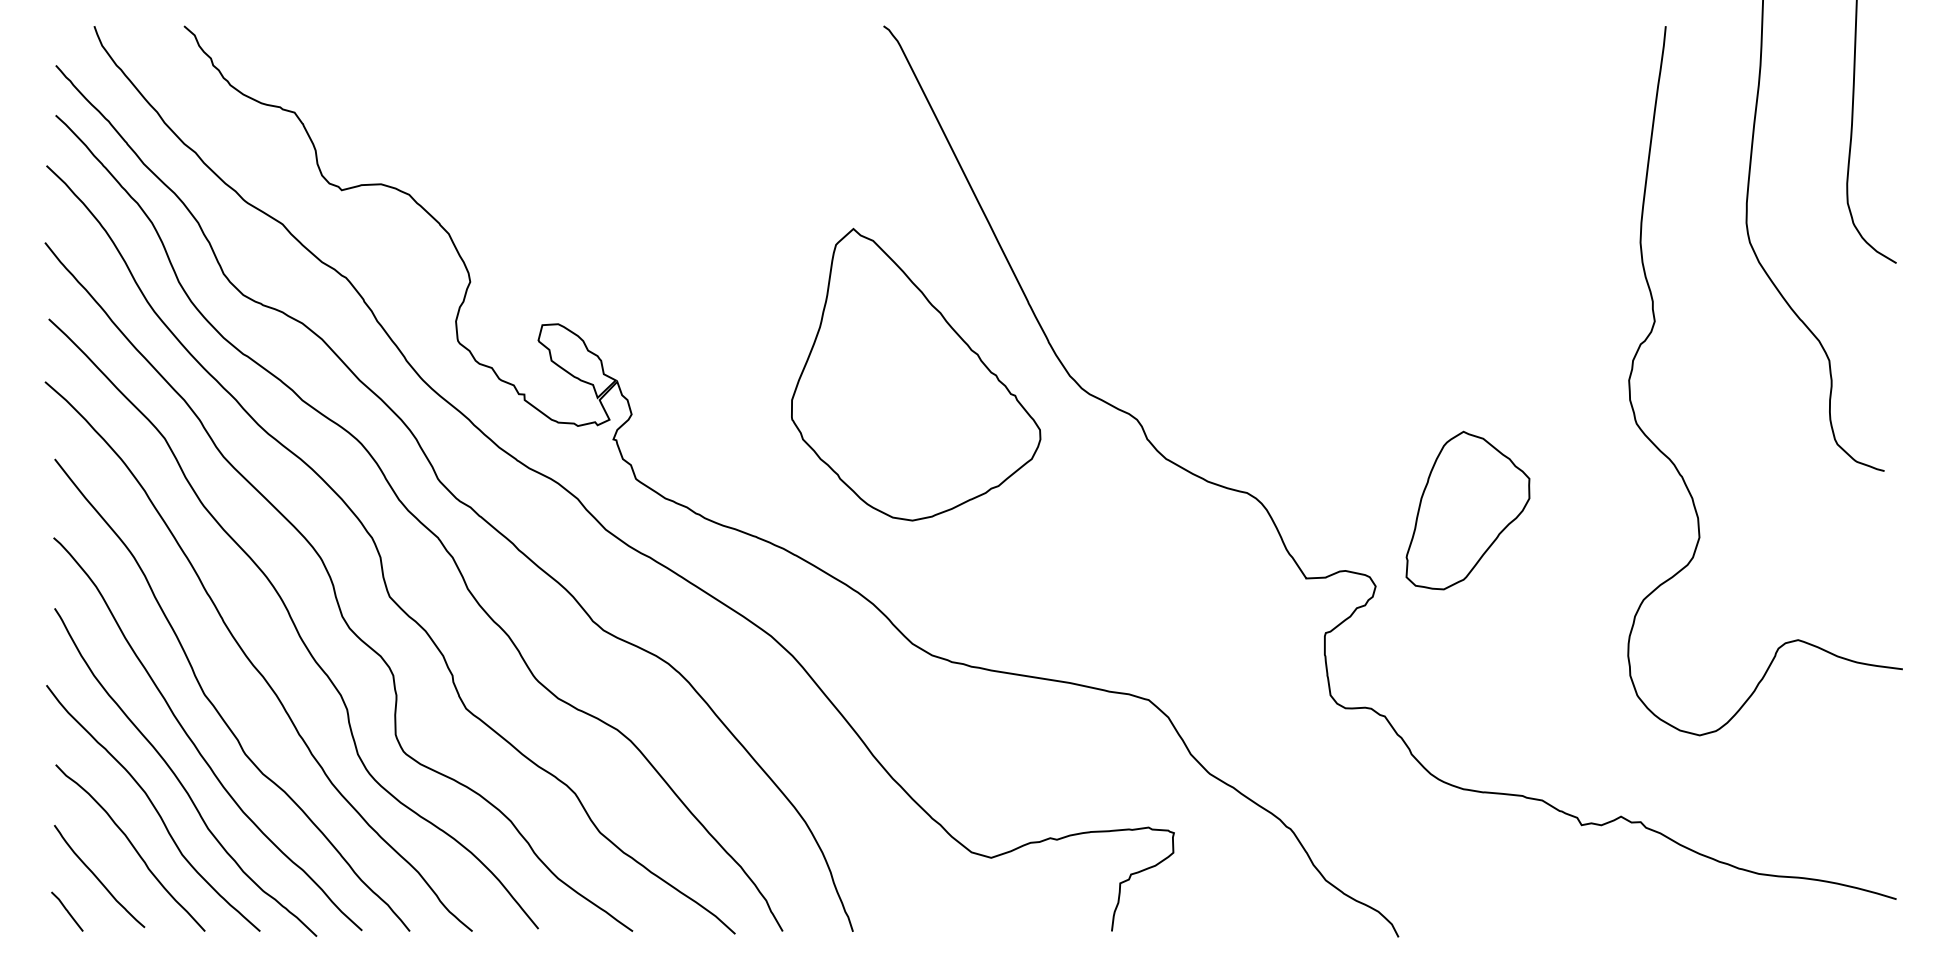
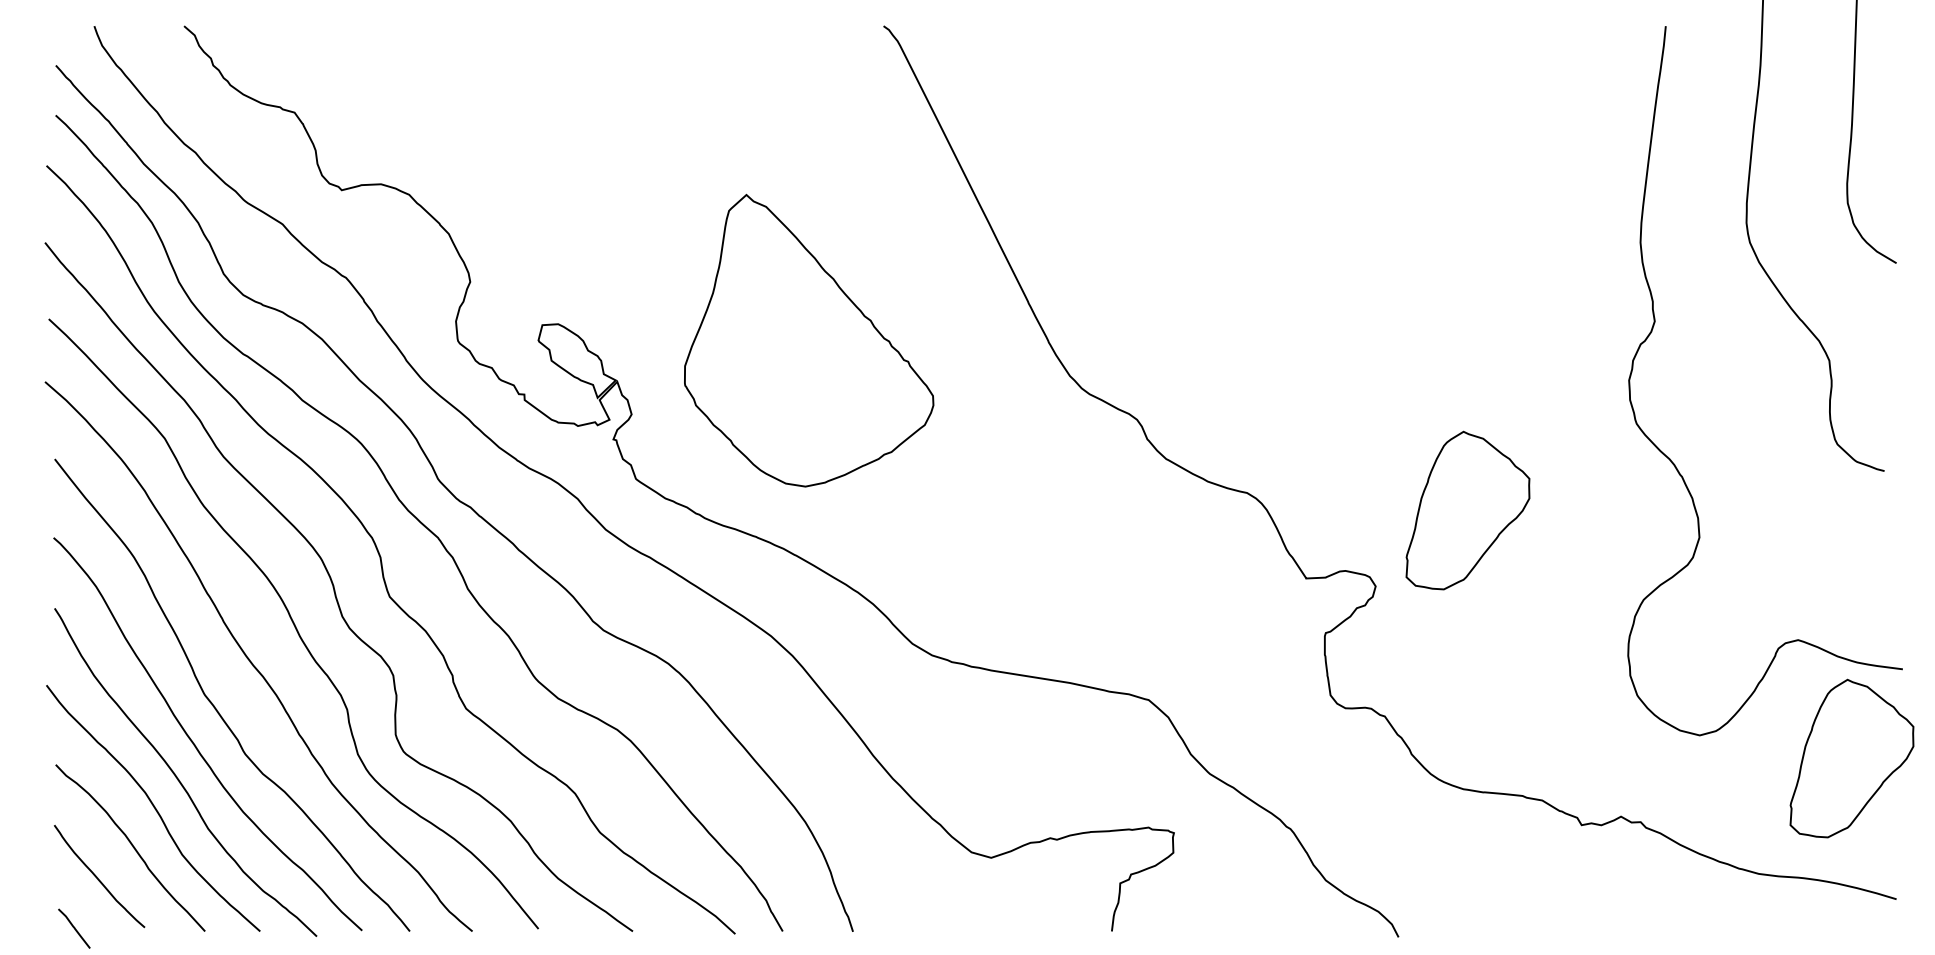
part position: (916, 374) -> (809, 340) (809, 340)
part: none -> present (1851, 758)
curve position: (67, 911) -> (74, 928) (74, 928)
